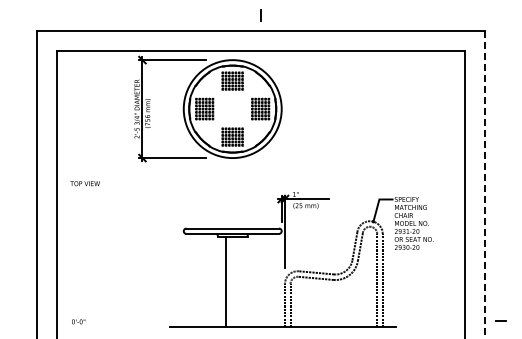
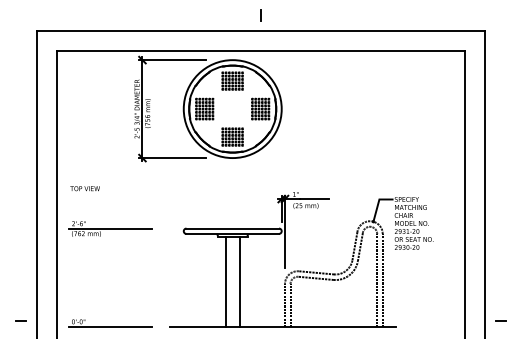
text position: (84, 183) -> (84, 188) (84, 188)
line: dashed -> solid (485, 185)
part: none -> present (110, 228)
line: none -> present (239, 281)
line: none -> present (20, 320)
line: none -> present (110, 327)
